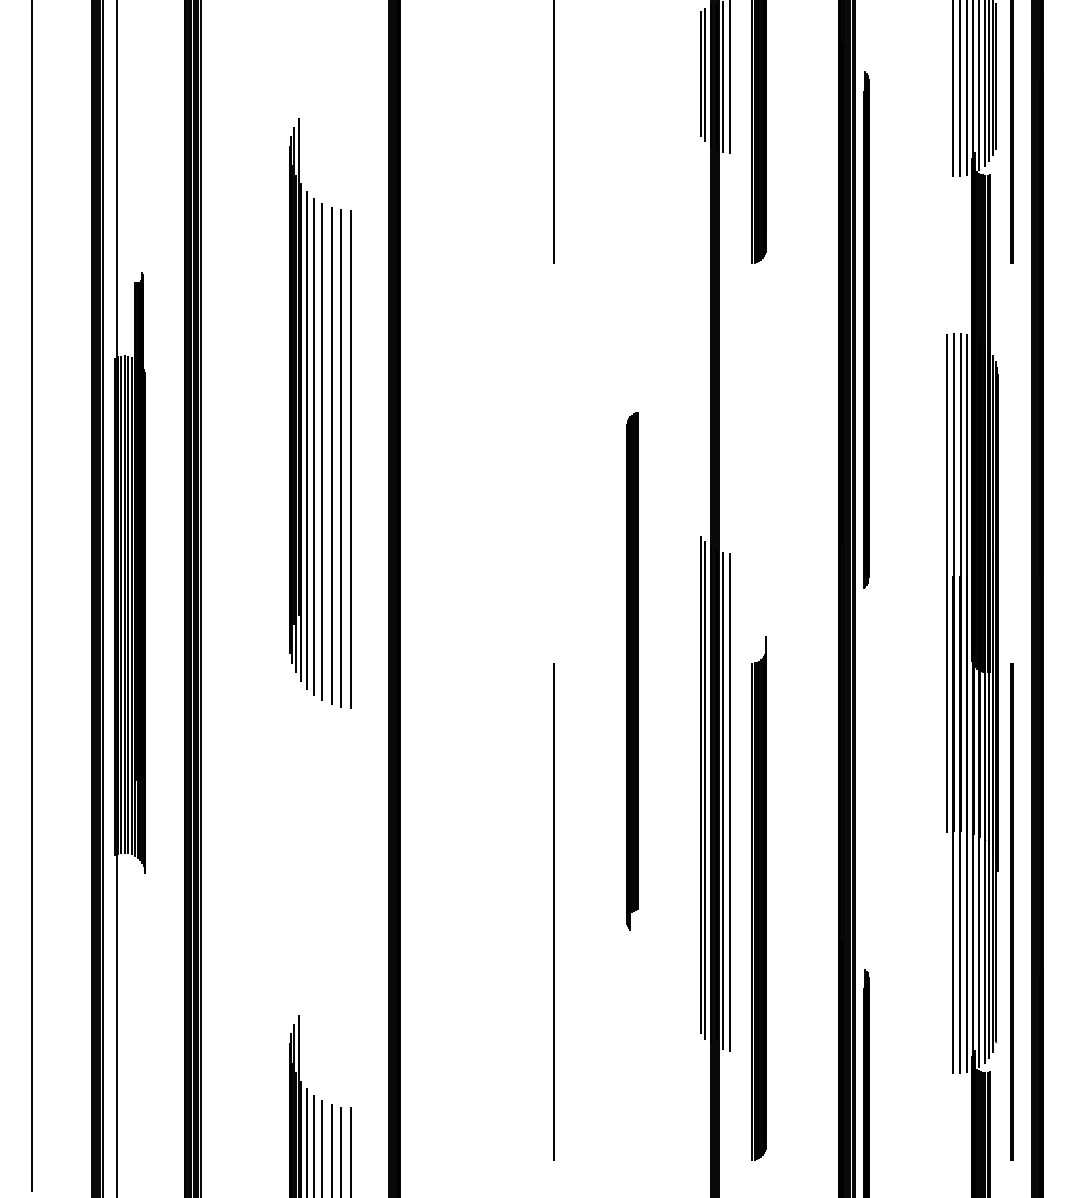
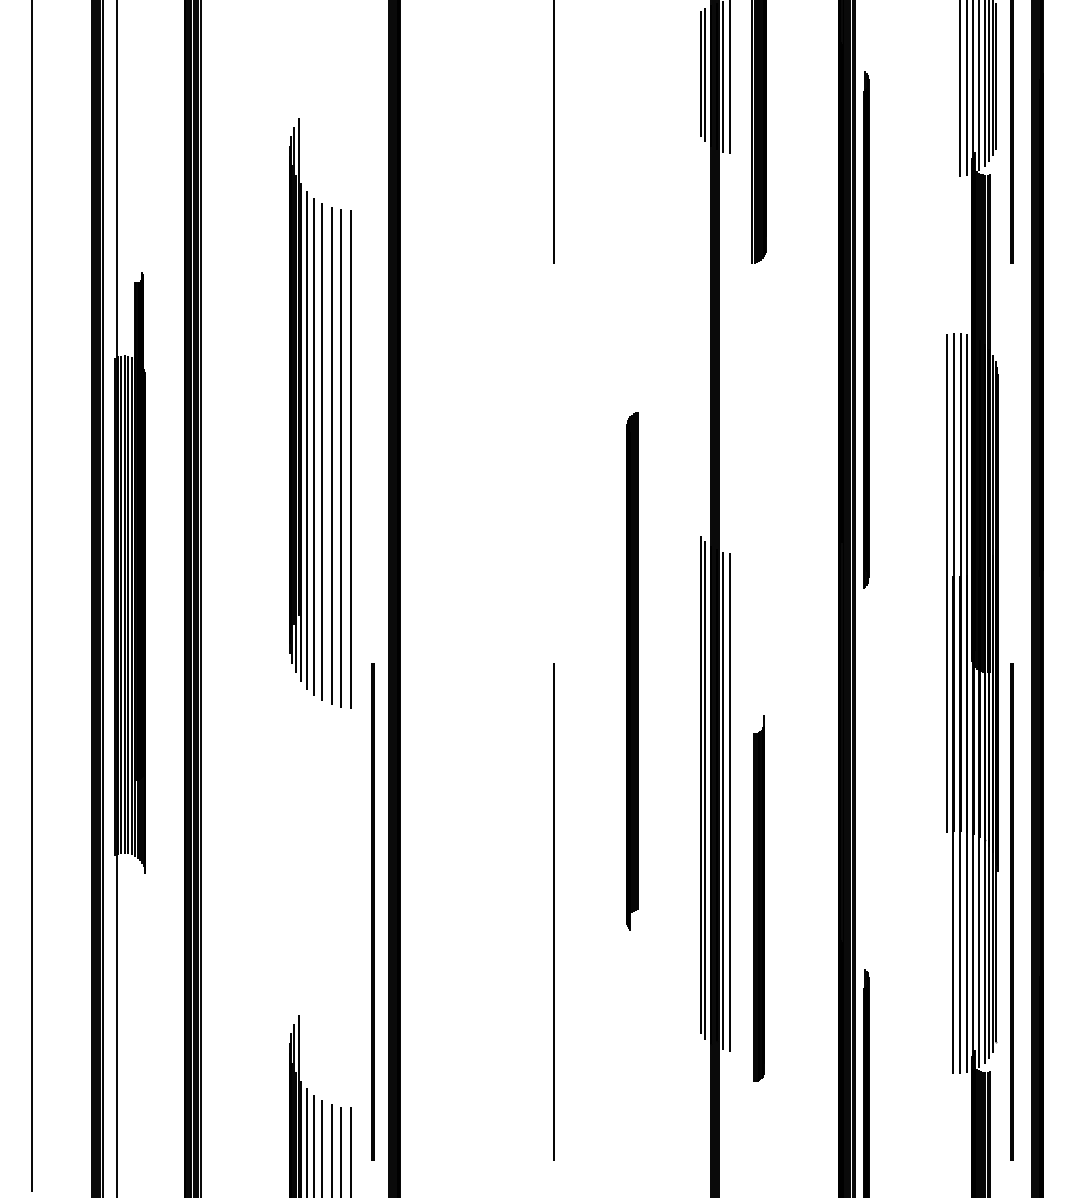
line: present -> none (953, 89)
part size: 16x525 px -> 12x367 px (758, 898)
line: none -> present (372, 911)
